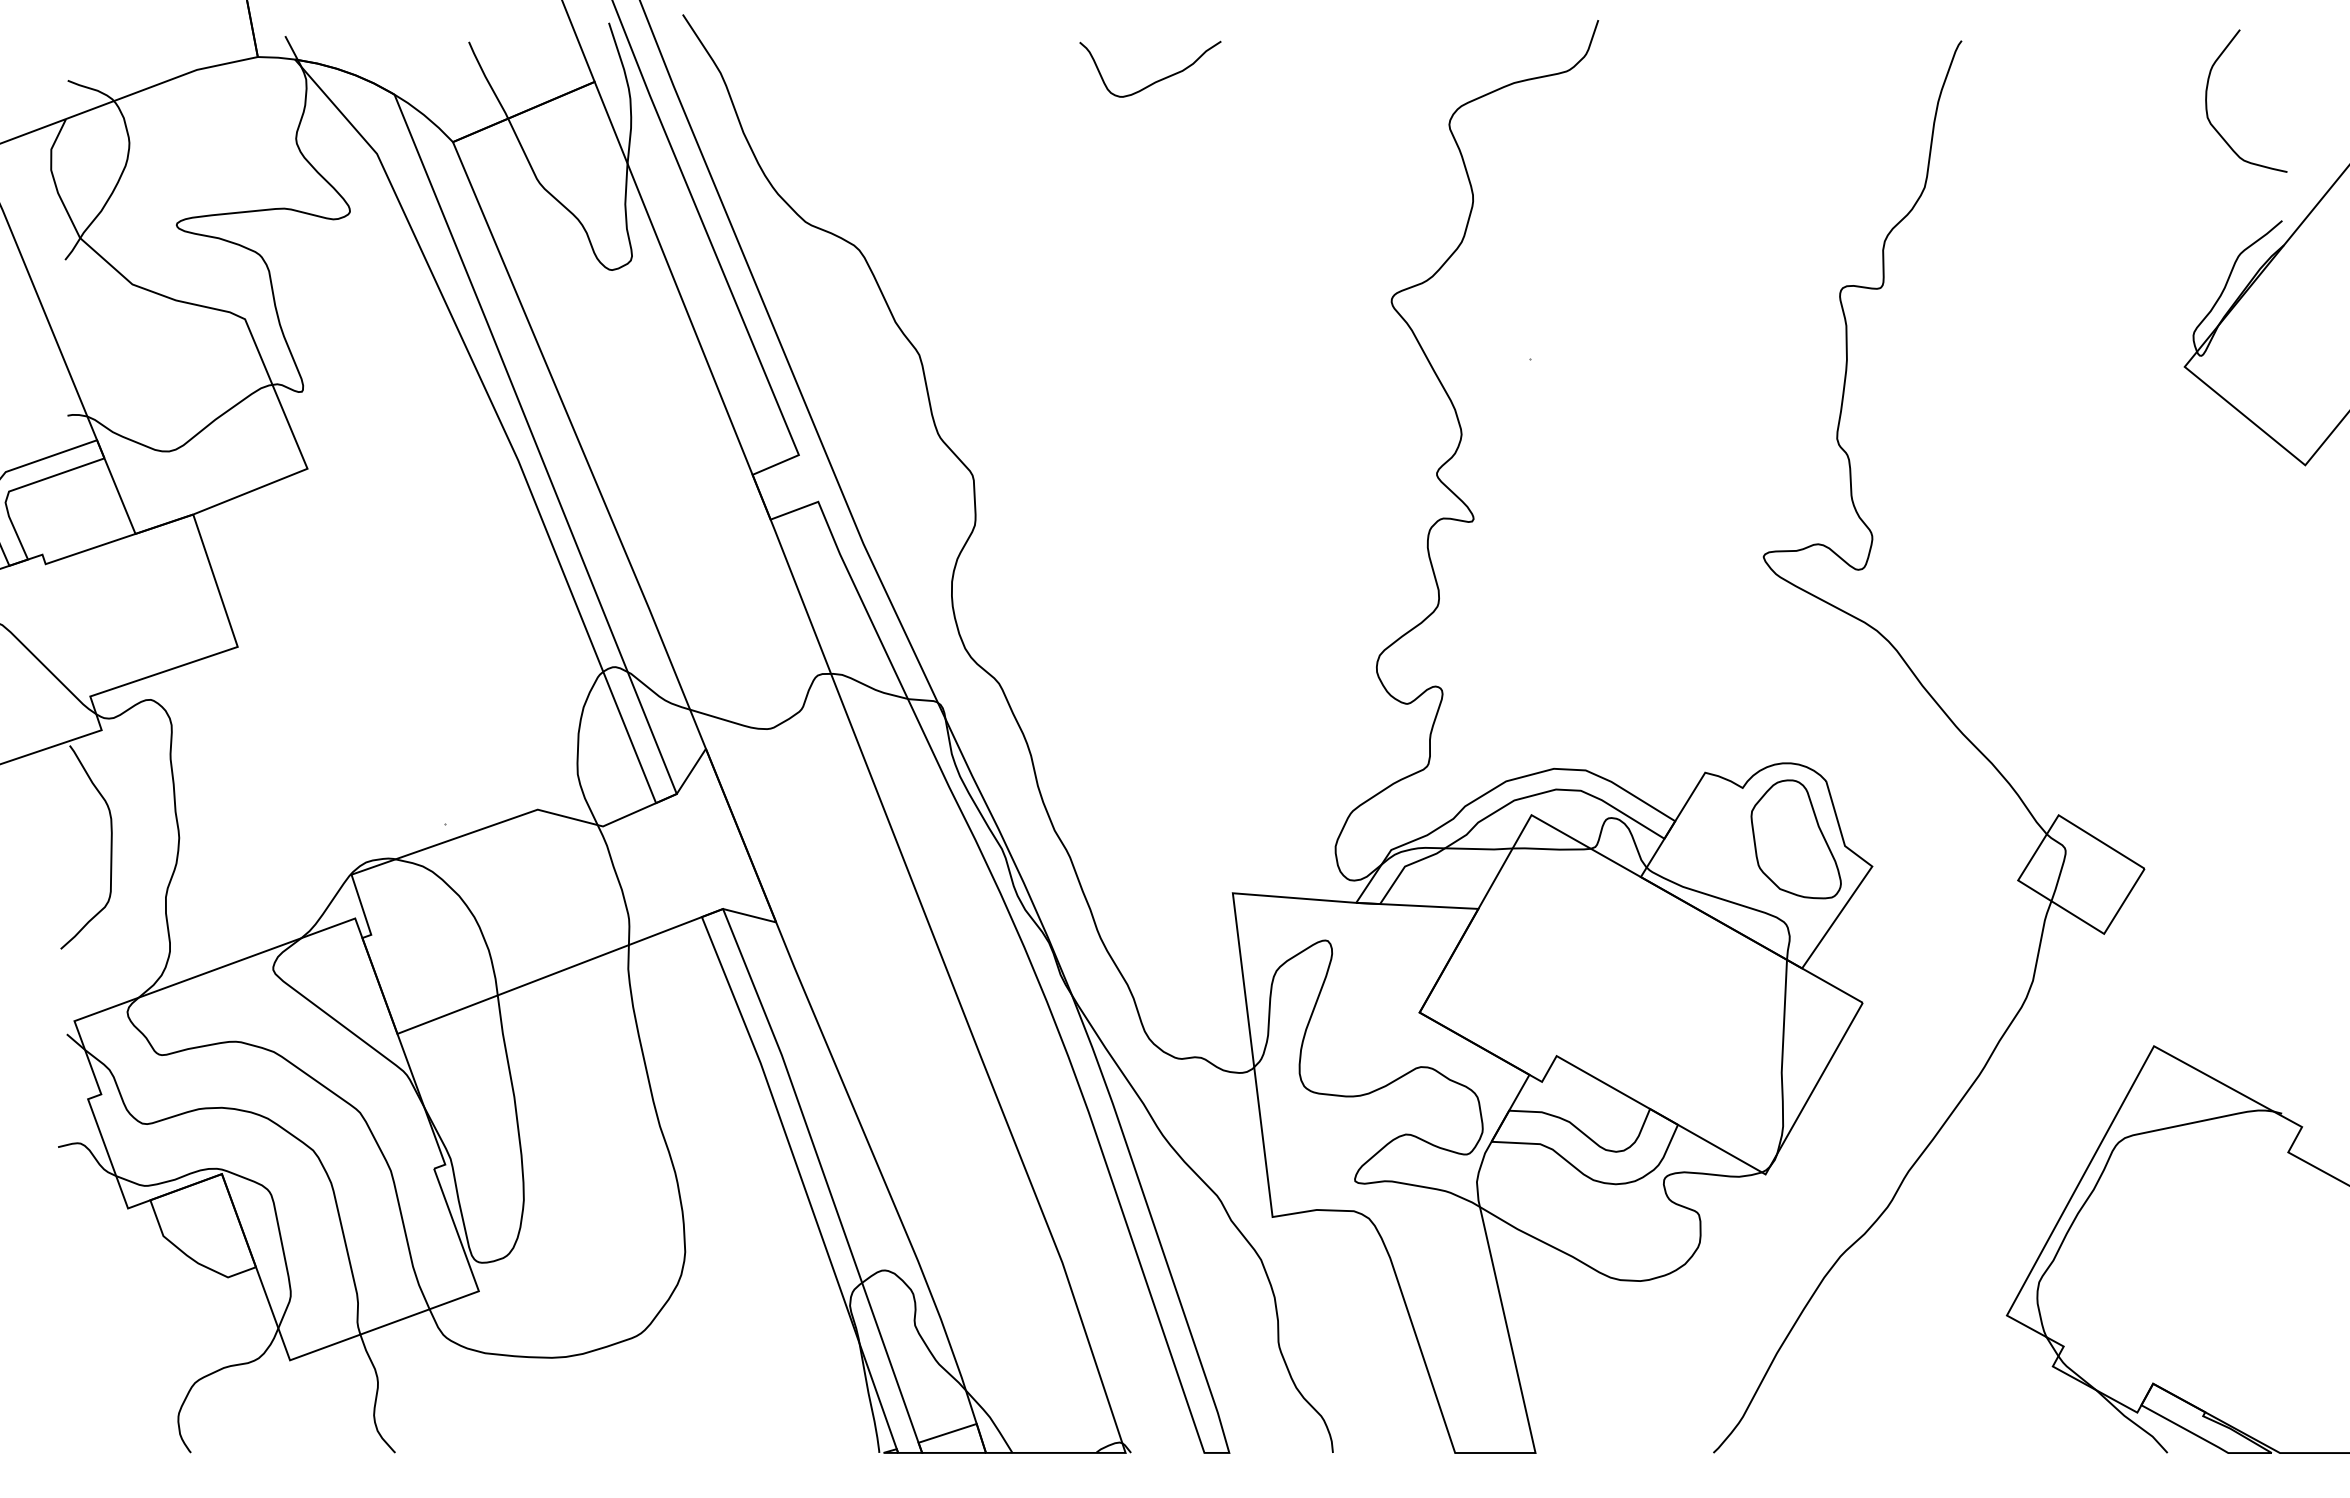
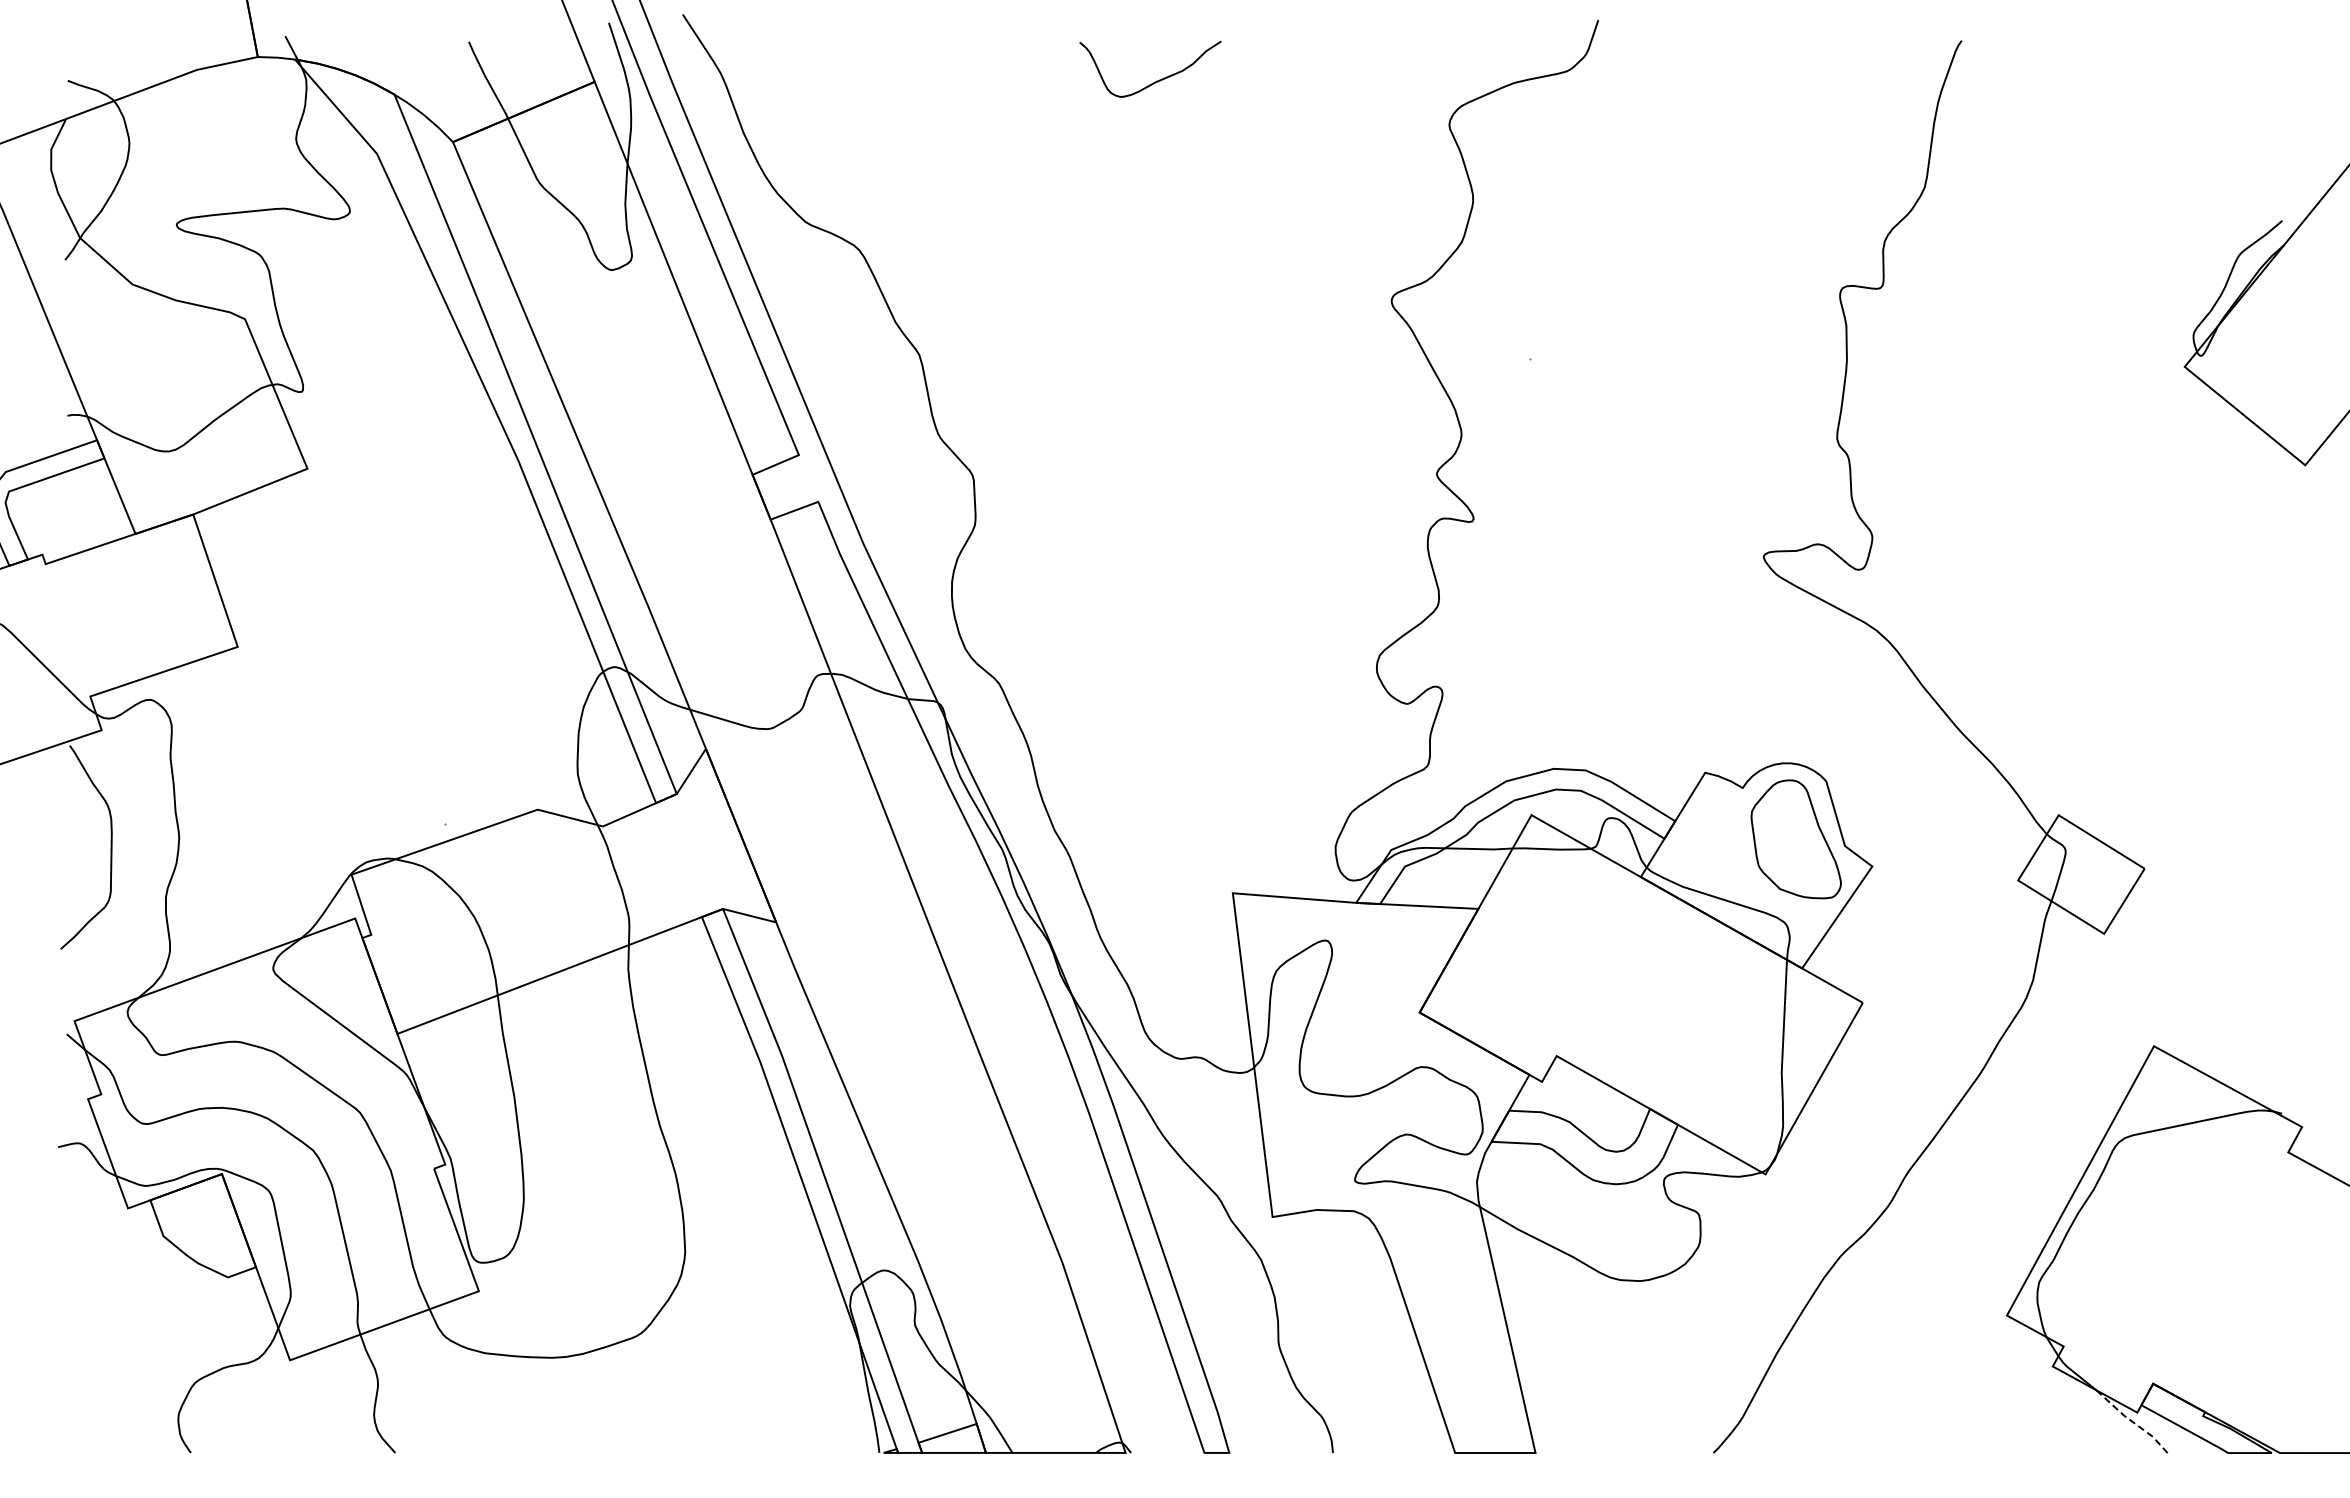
curve: present -> none (2207, 102)
line: solid -> dashed (2132, 1421)
